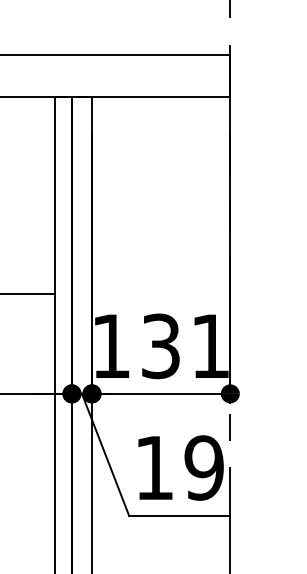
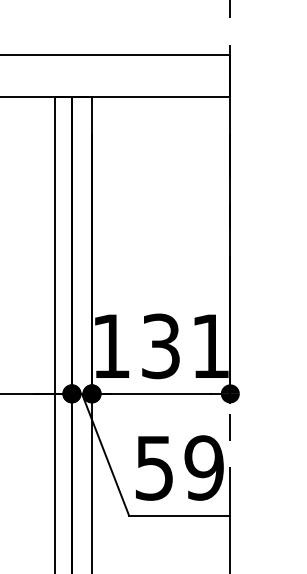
line: present -> none (28, 293)
text: 19 -> 59 (154, 468)
